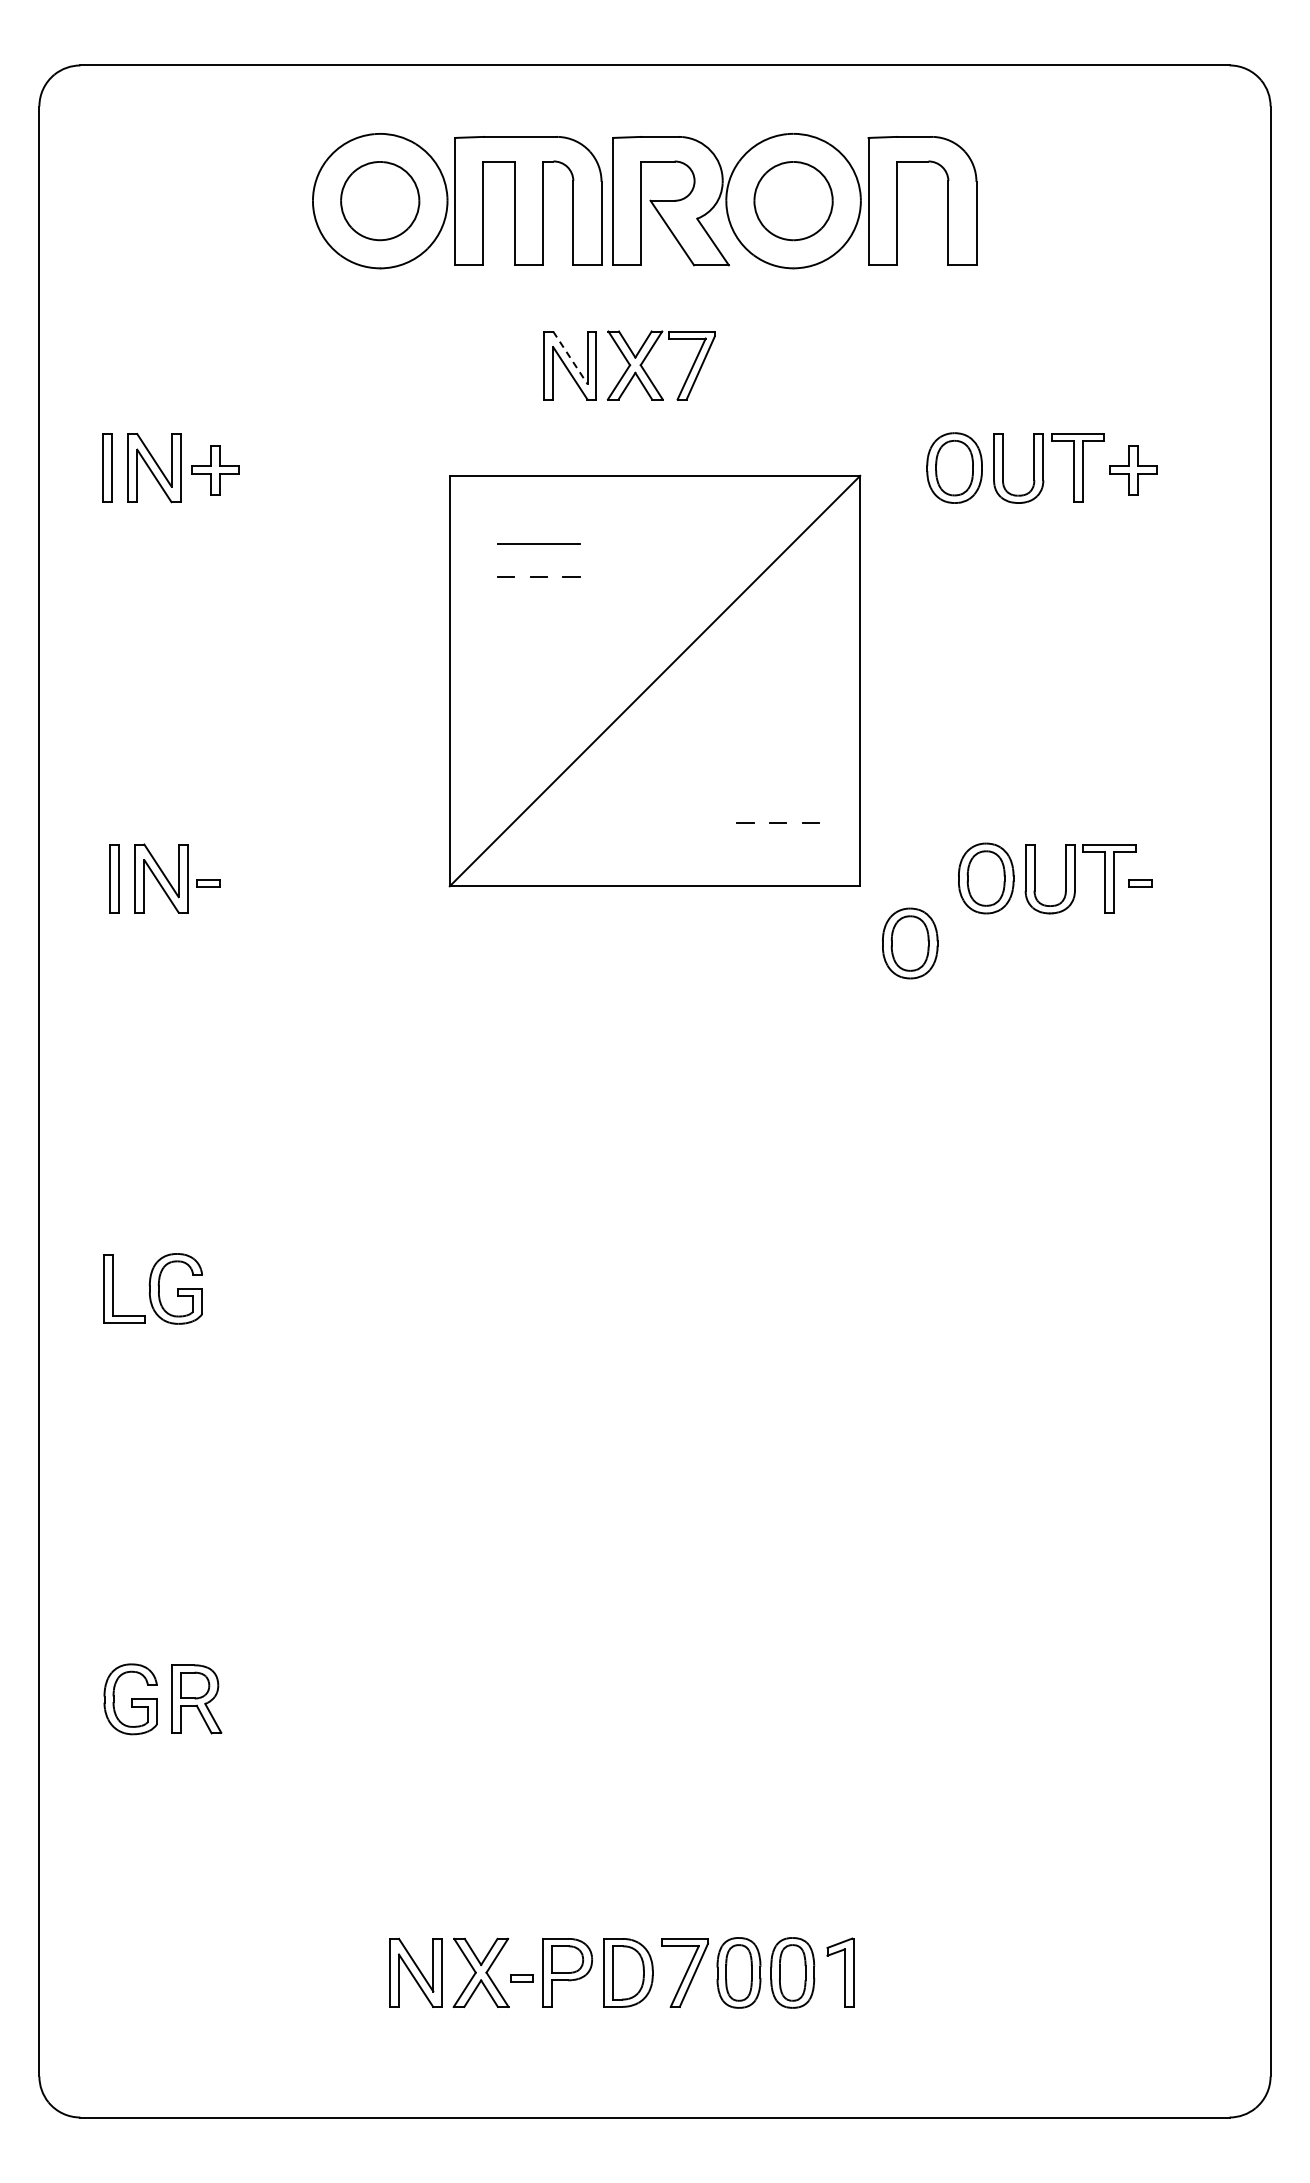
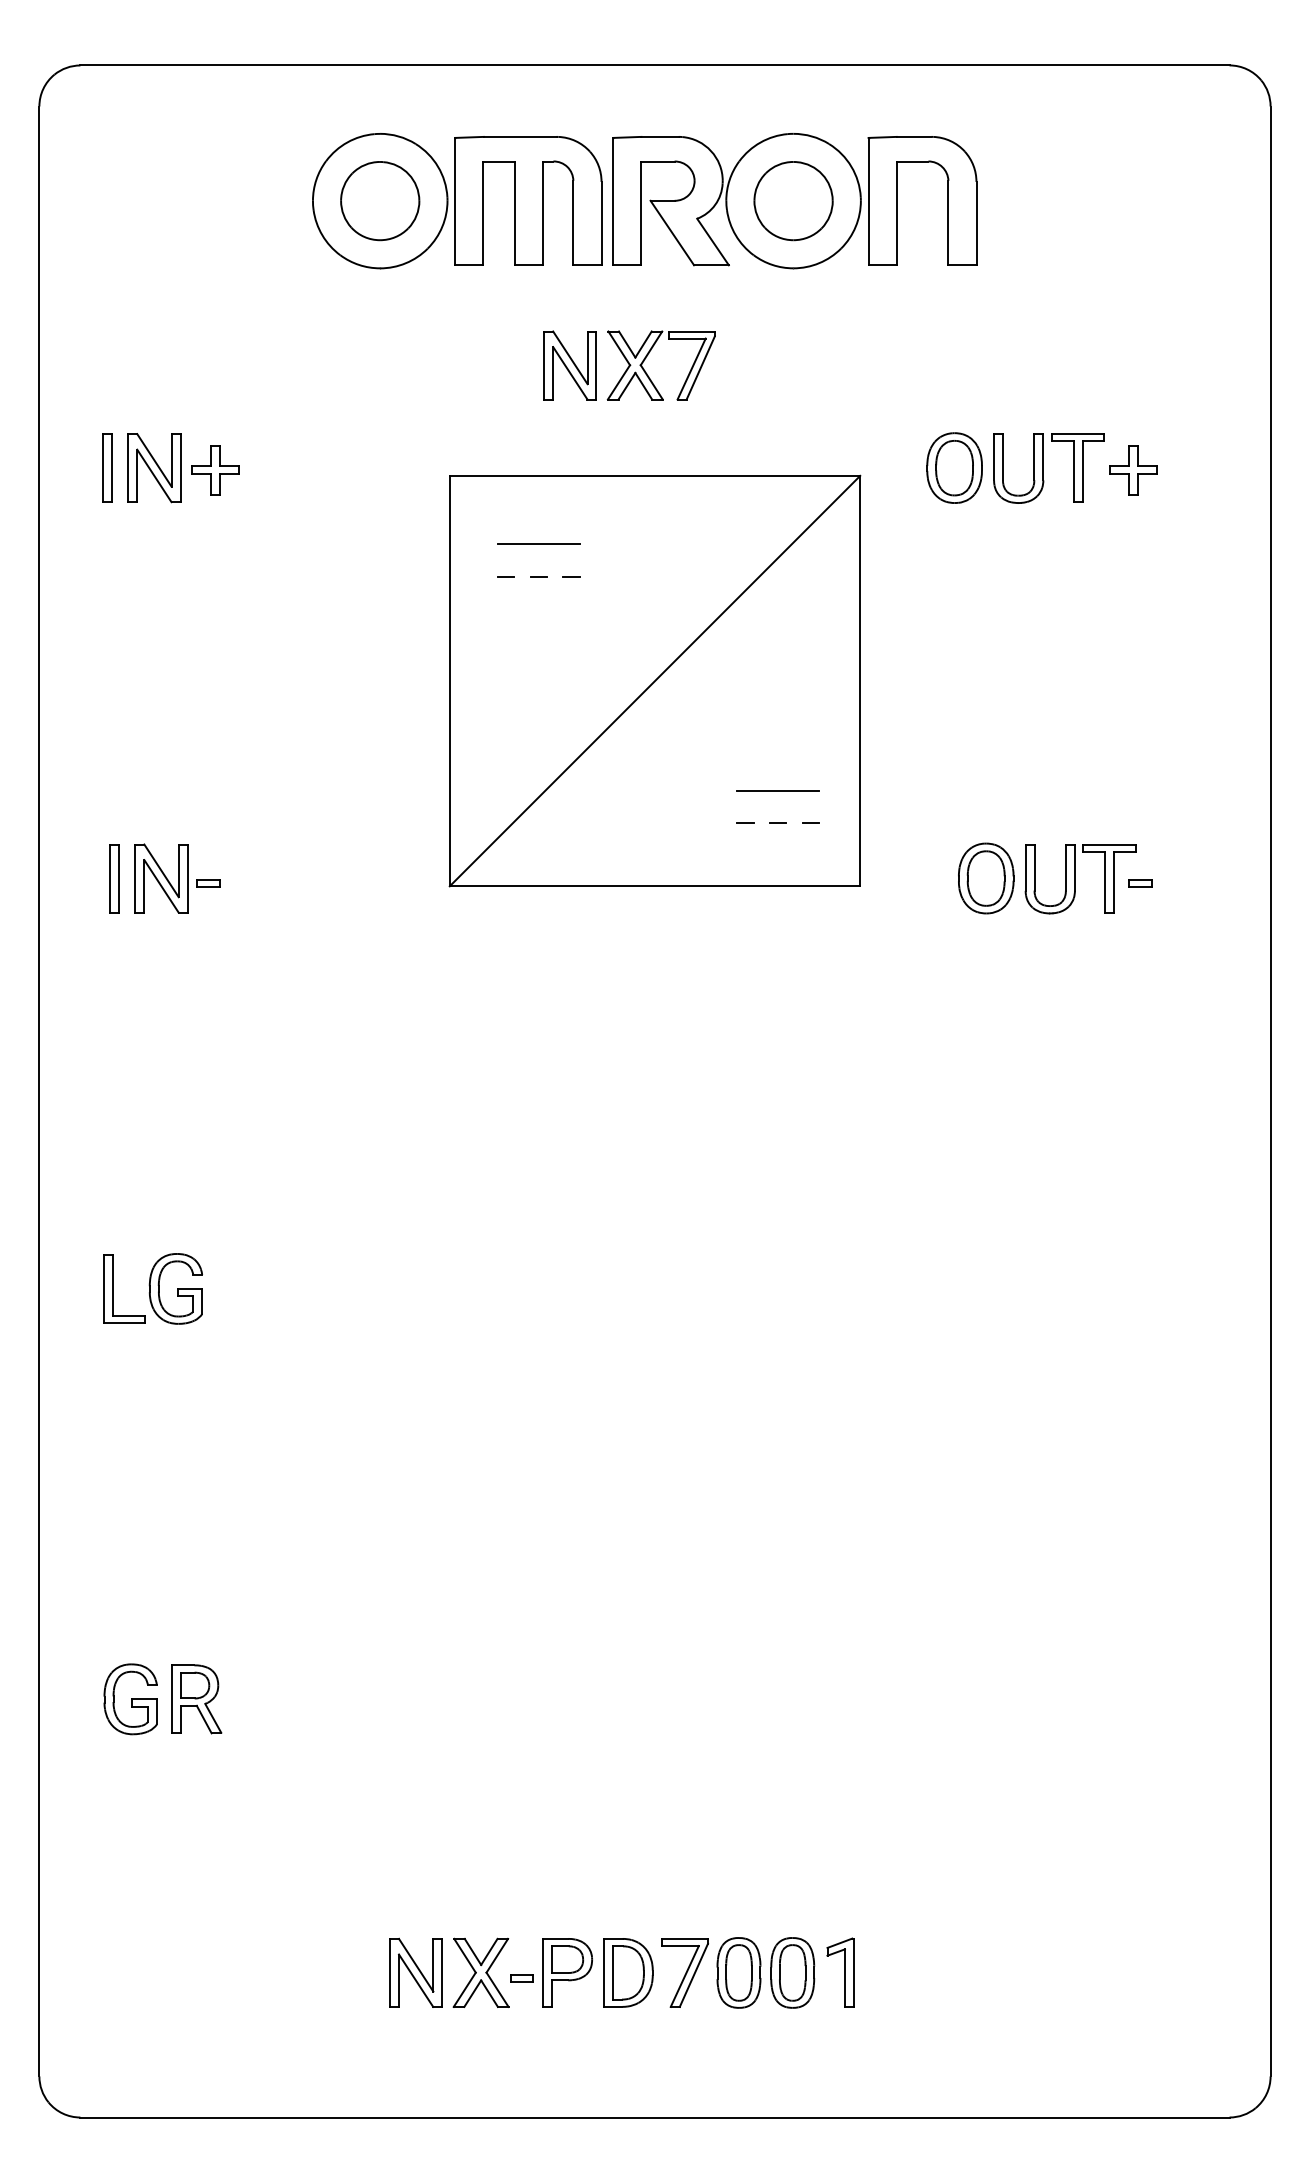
line: dashed -> solid (570, 358)
line: none -> present (778, 790)
part: present -> none (910, 943)
